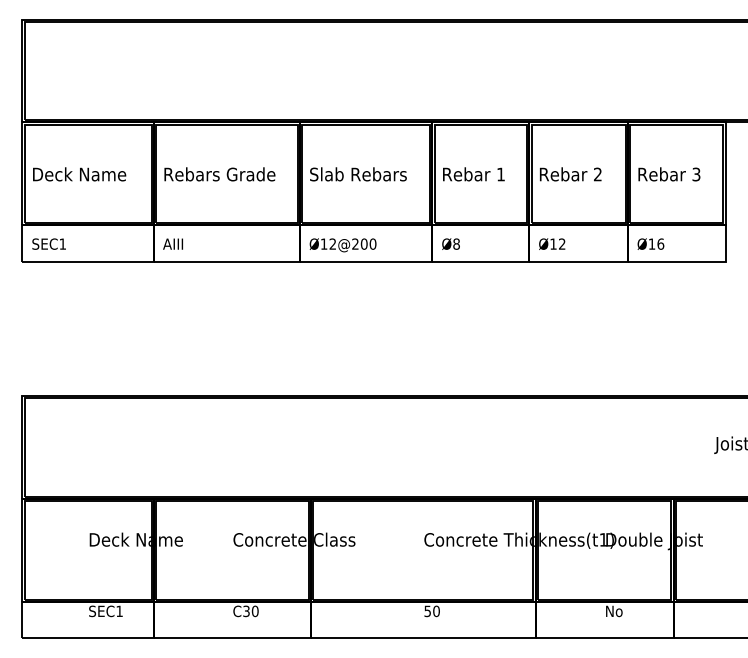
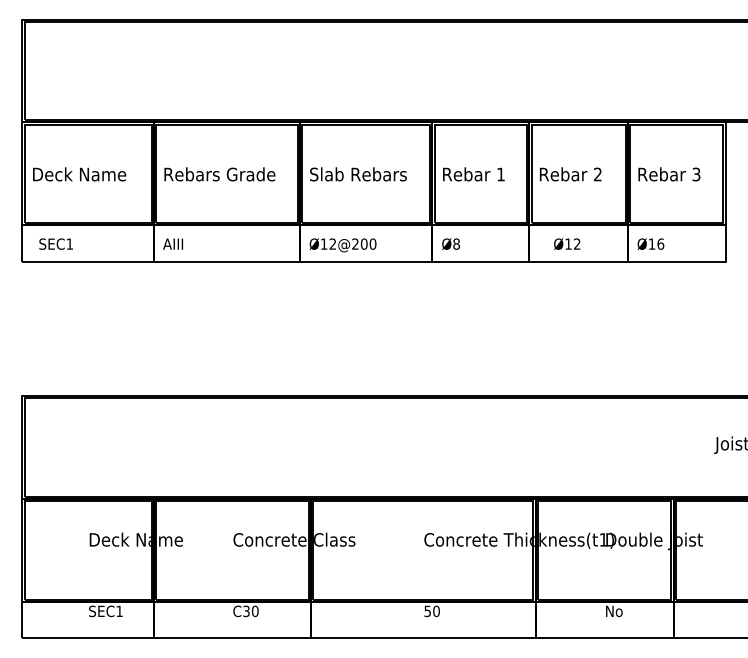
text position: (48, 243) -> (55, 243) (55, 243)
text position: (552, 243) -> (567, 243) (567, 243)
